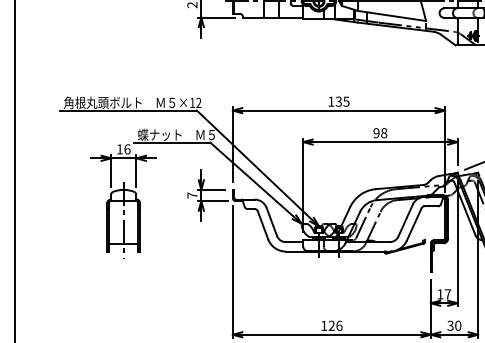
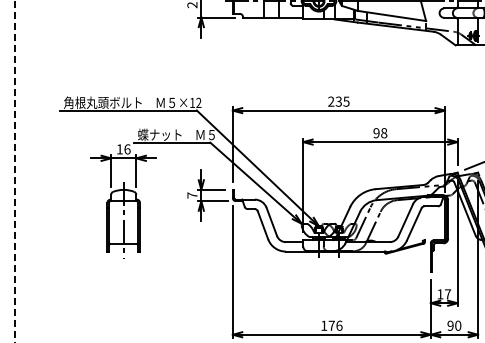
text: 135 -> 235 (331, 101)
line: solid -> dashed (15, 171)
text: 126 -> 176 (331, 325)
text: 30 -> 90 (450, 325)
